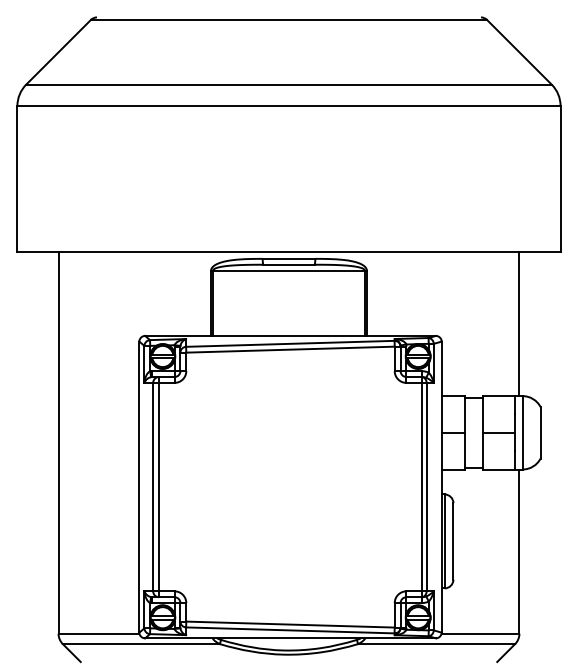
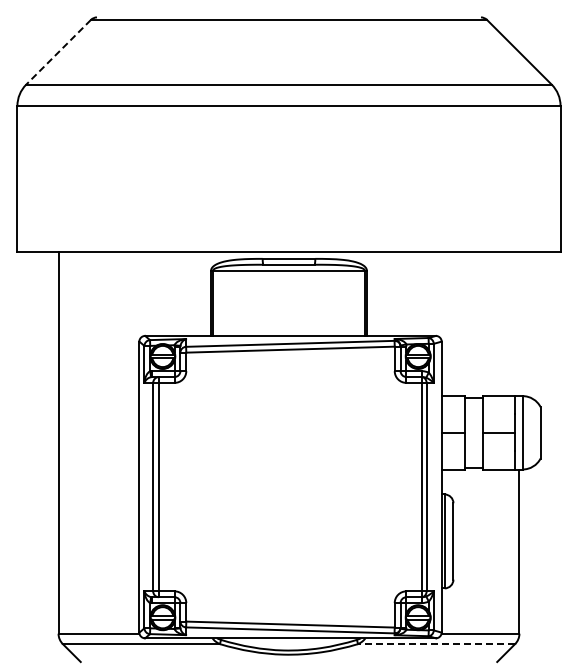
line: solid -> dashed (58, 52)
line: present -> none (519, 324)
line: solid -> dashed (436, 644)
